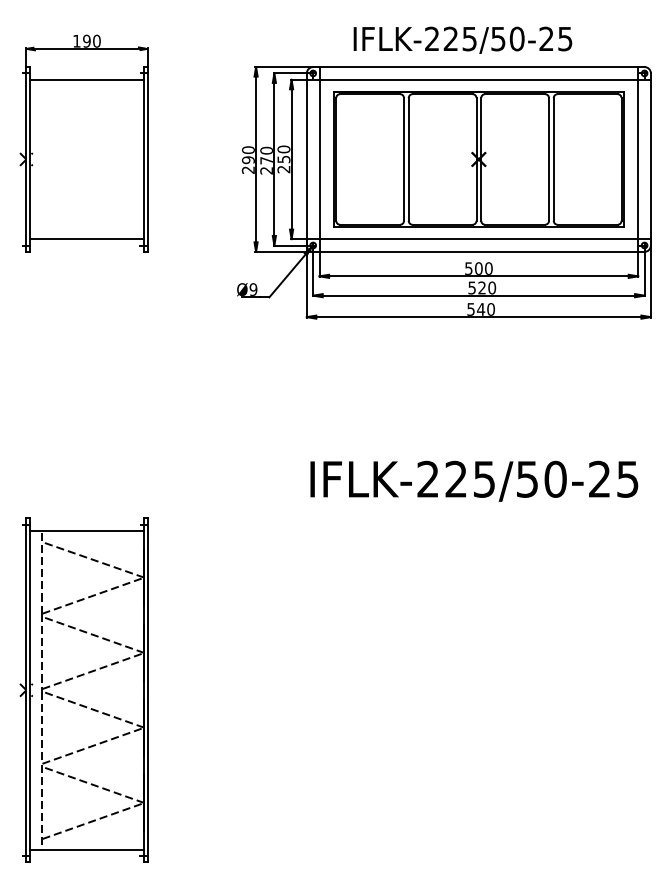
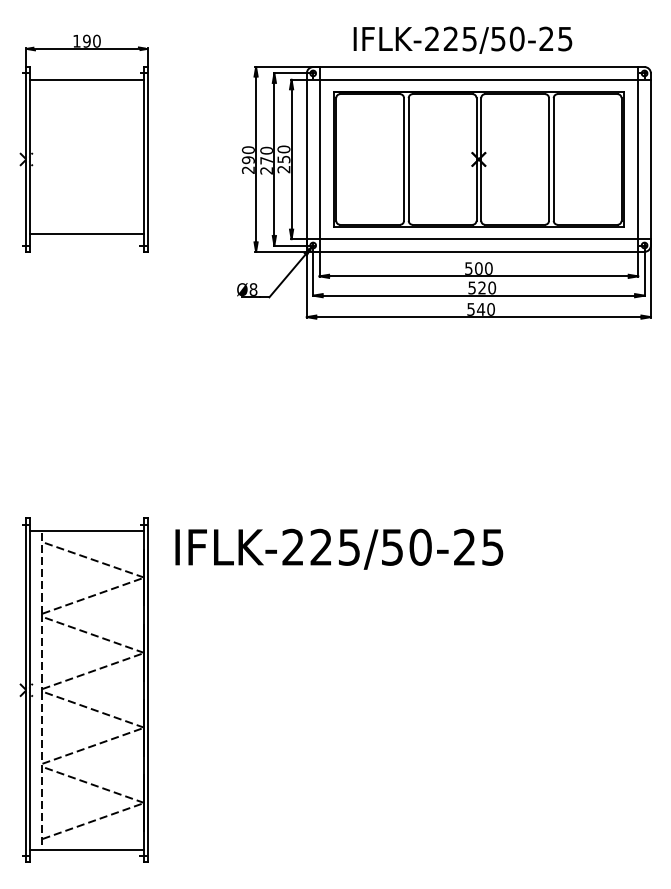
line position: (86, 239) -> (86, 234) (86, 234)
text: Ø9 -> Ø8 (253, 289)
text position: (474, 480) -> (339, 548) (339, 548)
